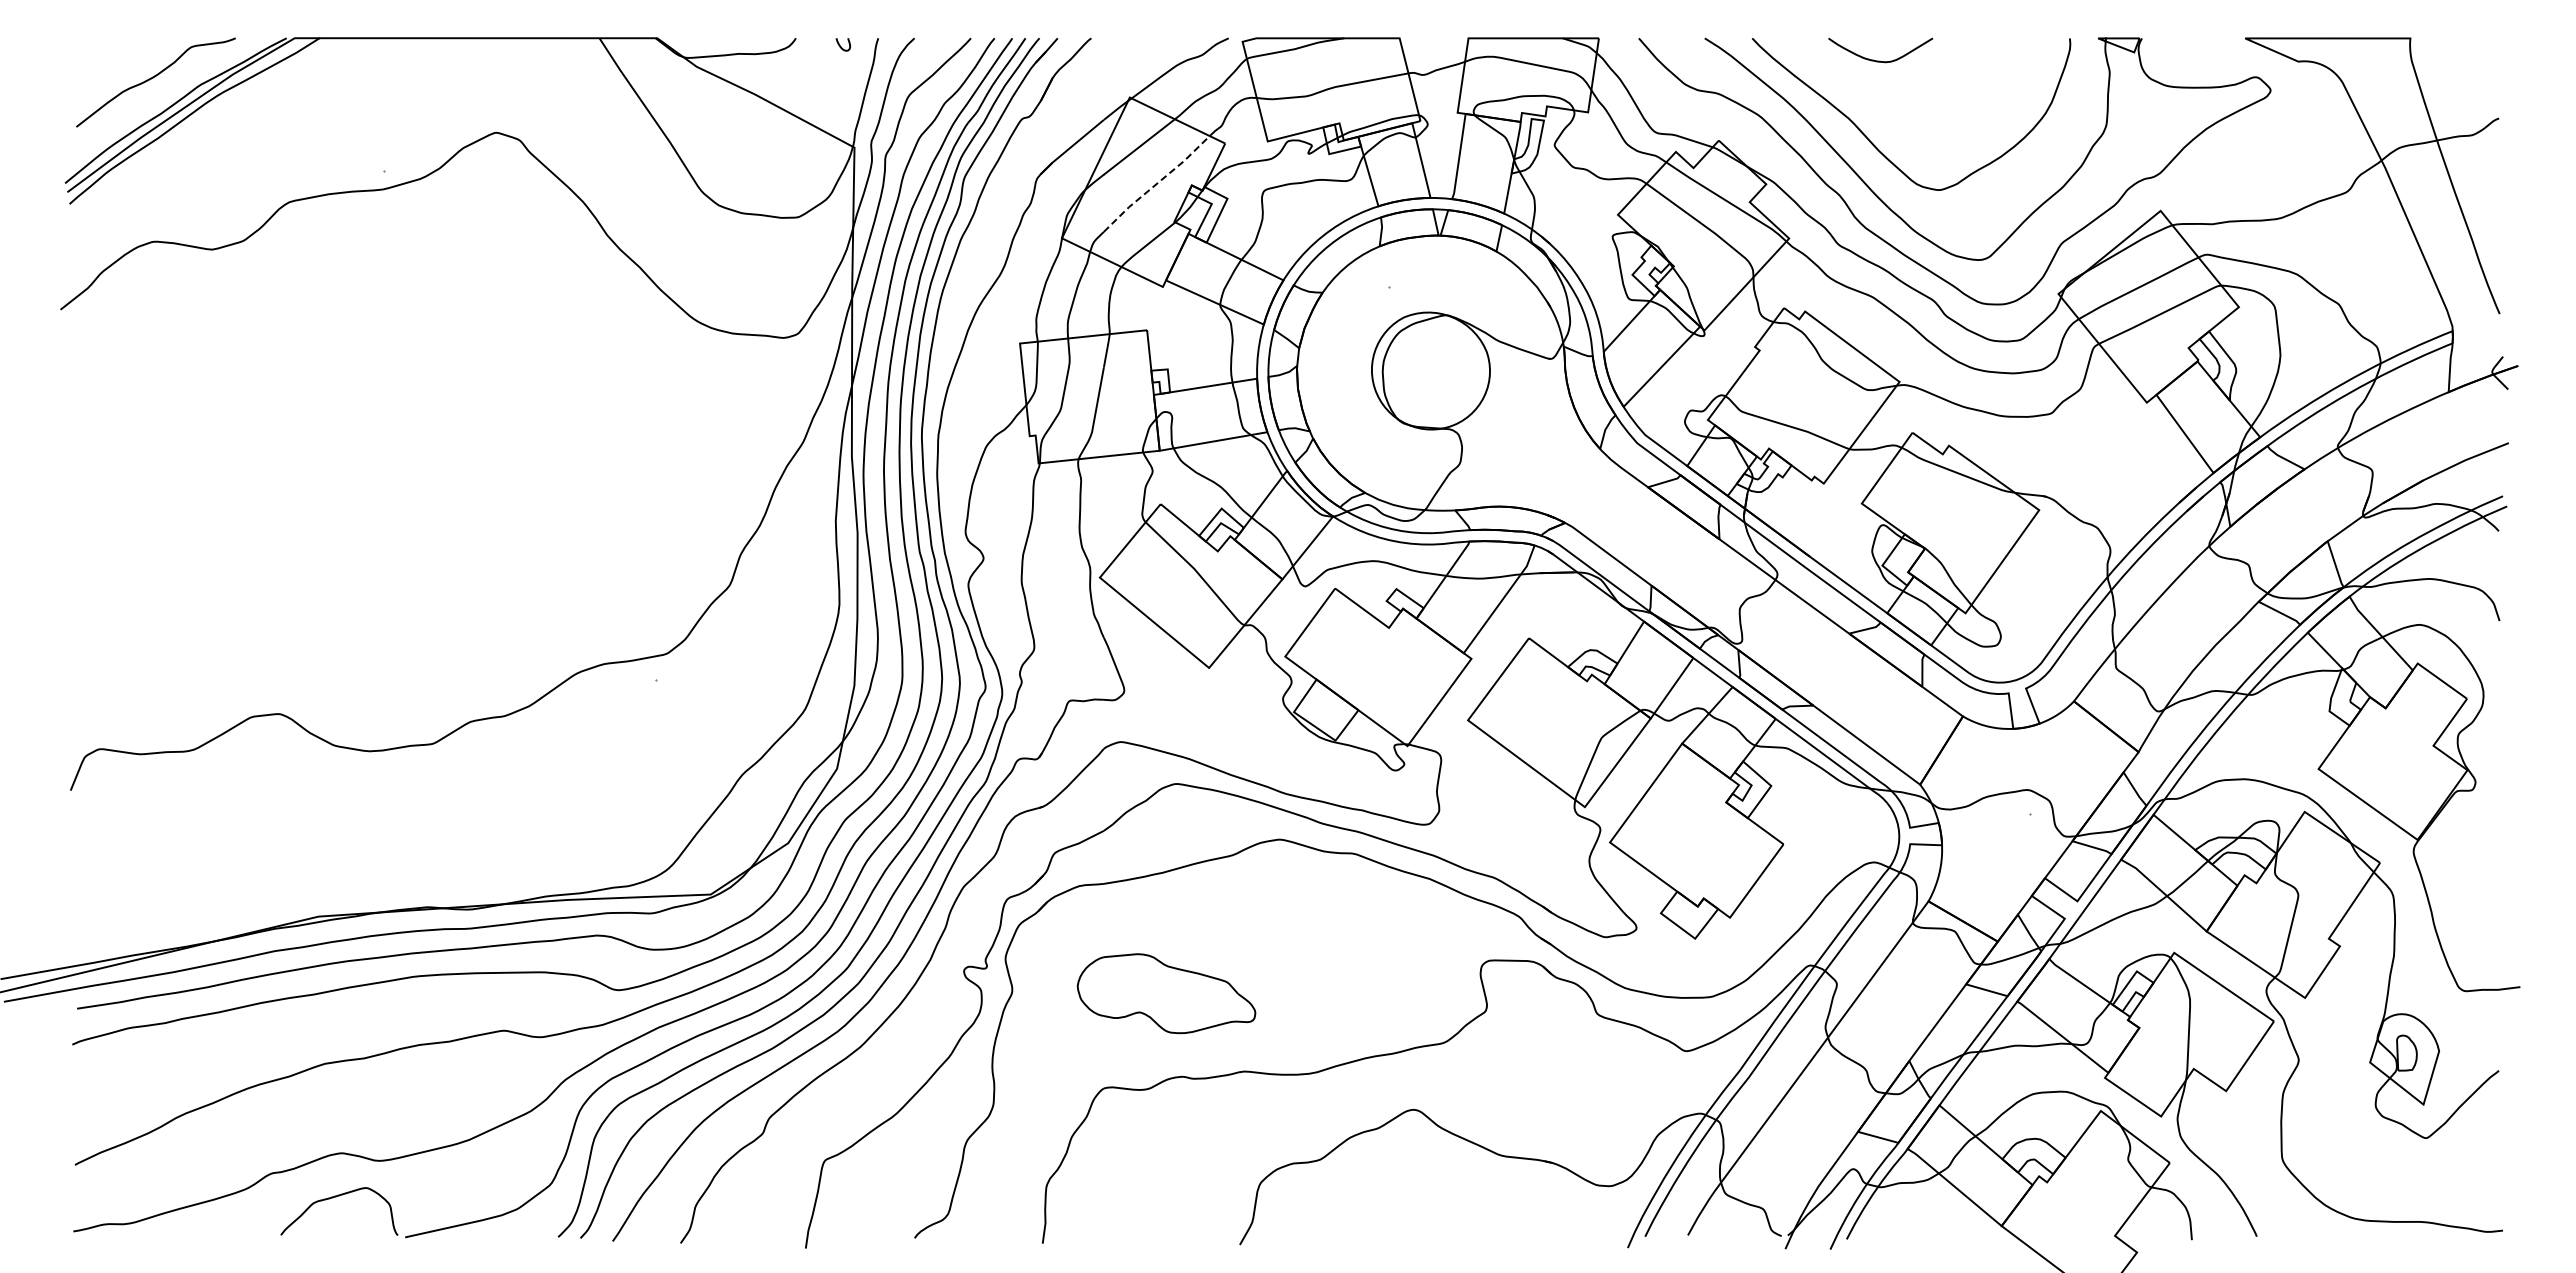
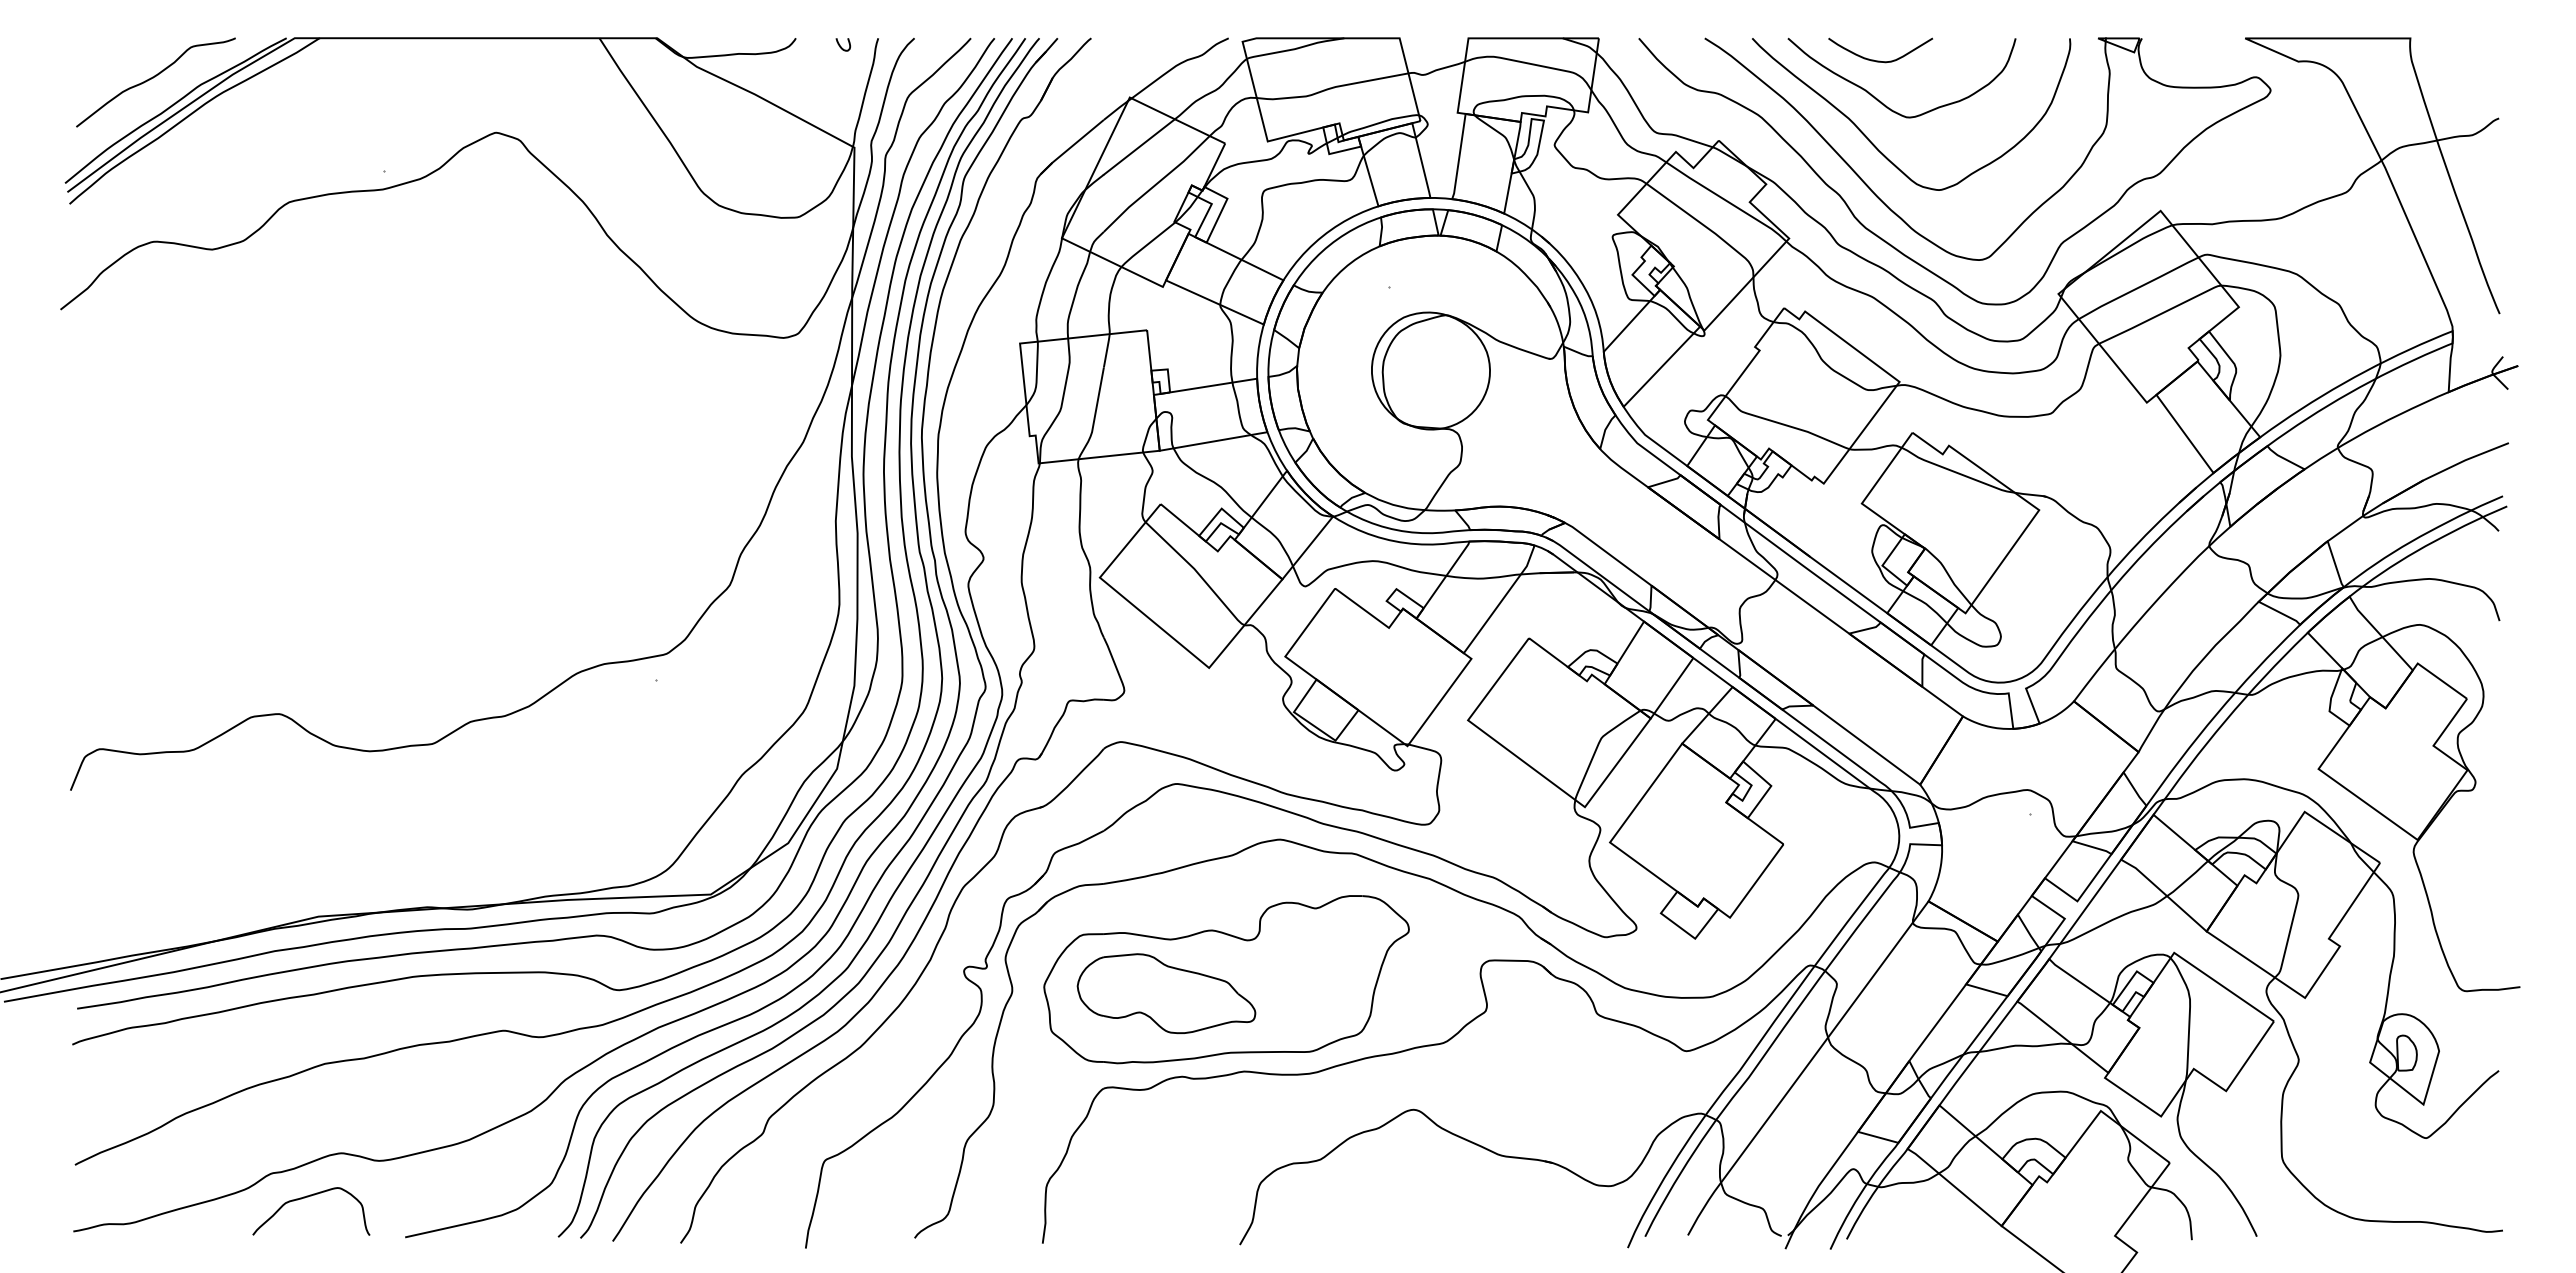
curve: none -> present (1880, 100)
line: dashed -> solid (1157, 183)
part: none -> present (1226, 979)
curve position: (336, 1197) -> (308, 1197) (308, 1197)
